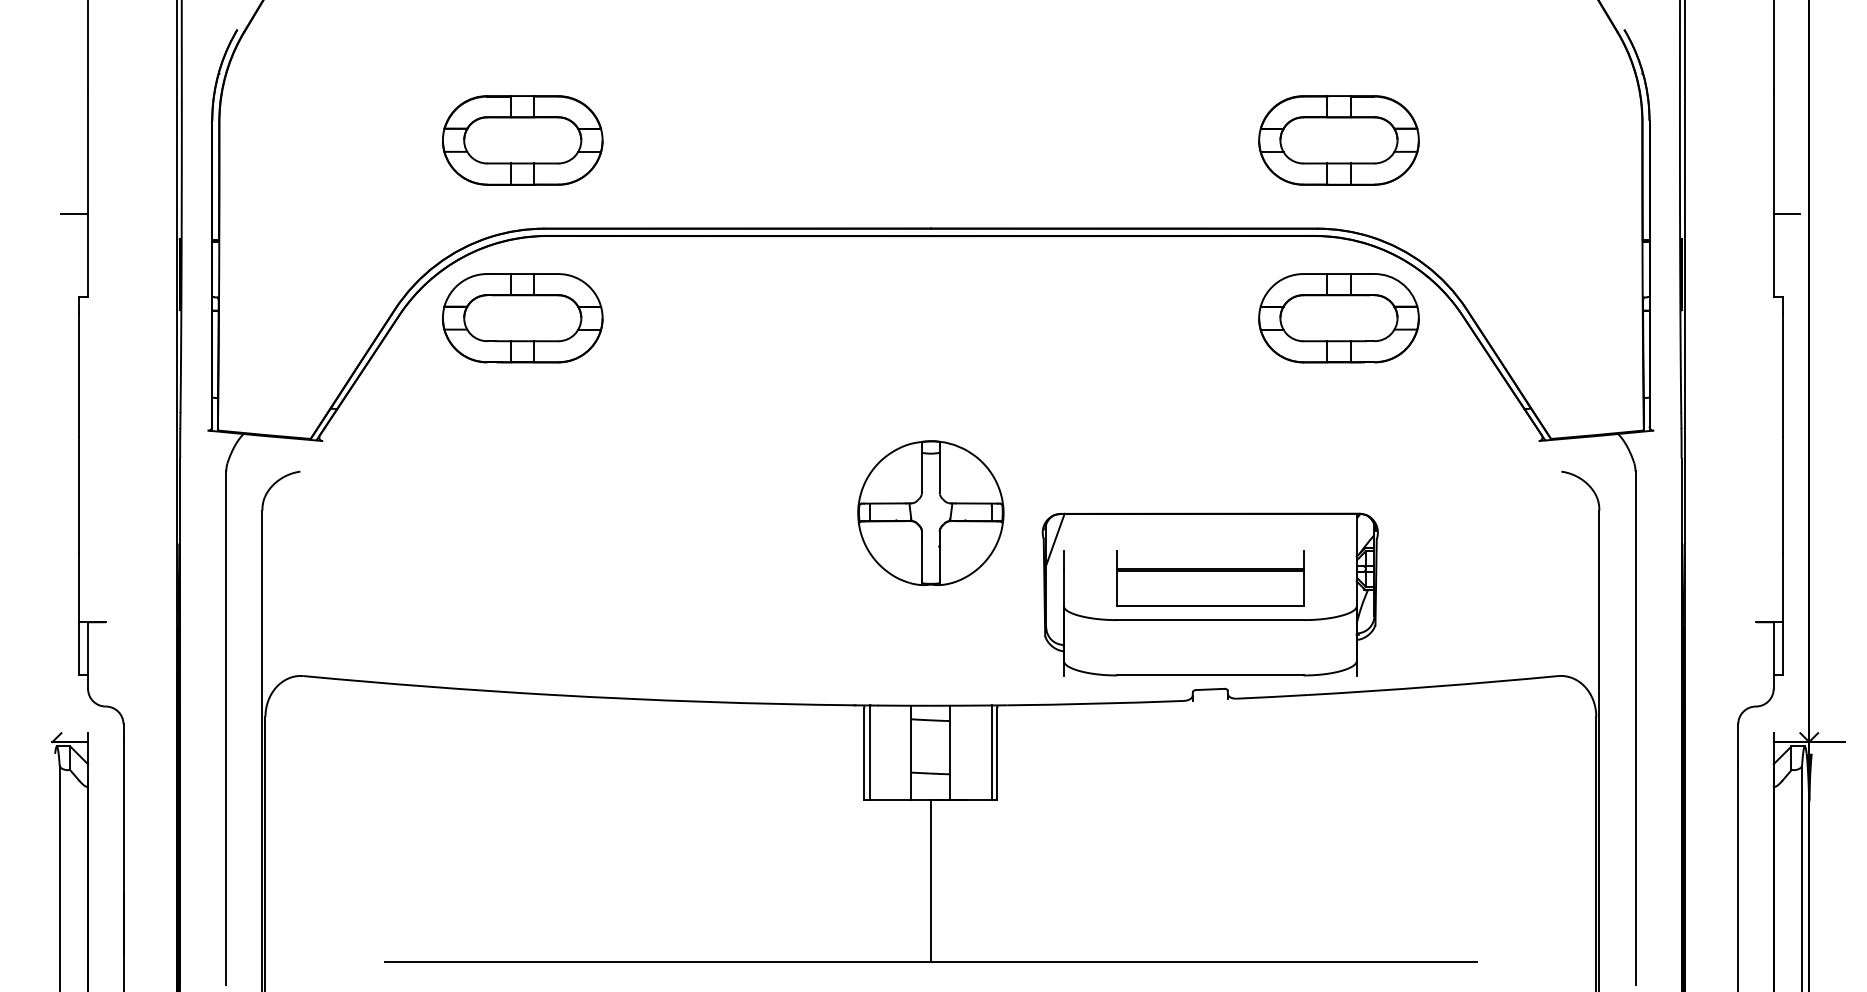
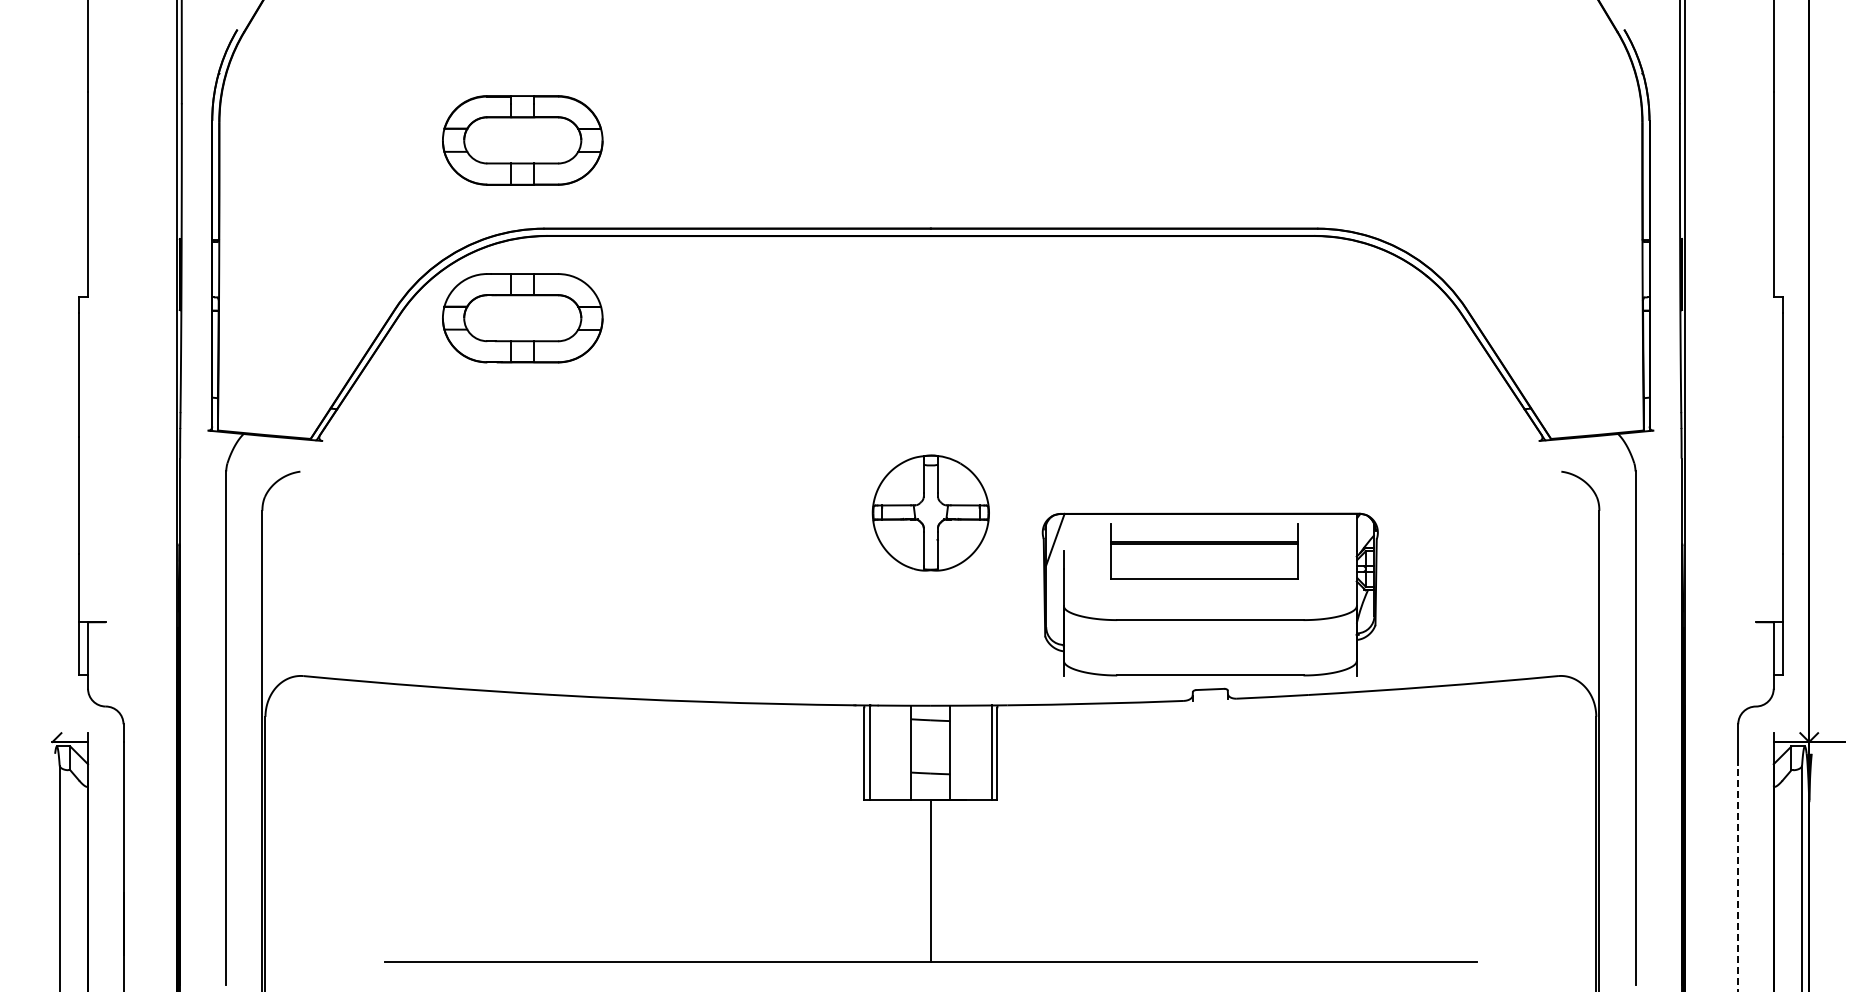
part: present -> none (1338, 140)
line: present -> none (74, 214)
line: present -> none (1786, 214)
part: present -> none (1338, 318)
part size: 148x146 px -> 119x118 px (930, 512)
part position: (1210, 578) -> (1204, 551) (1204, 551)
line: solid -> dashed (1738, 877)
